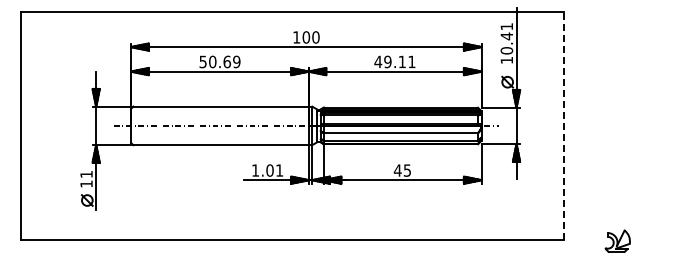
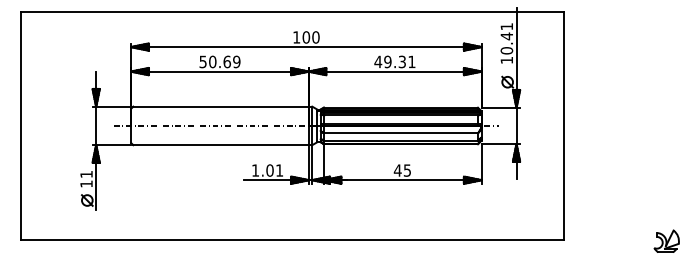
text: 49.11 -> 49.31 (401, 61)
line: dashed -> solid (564, 125)
part position: (617, 240) -> (666, 240) (666, 240)
